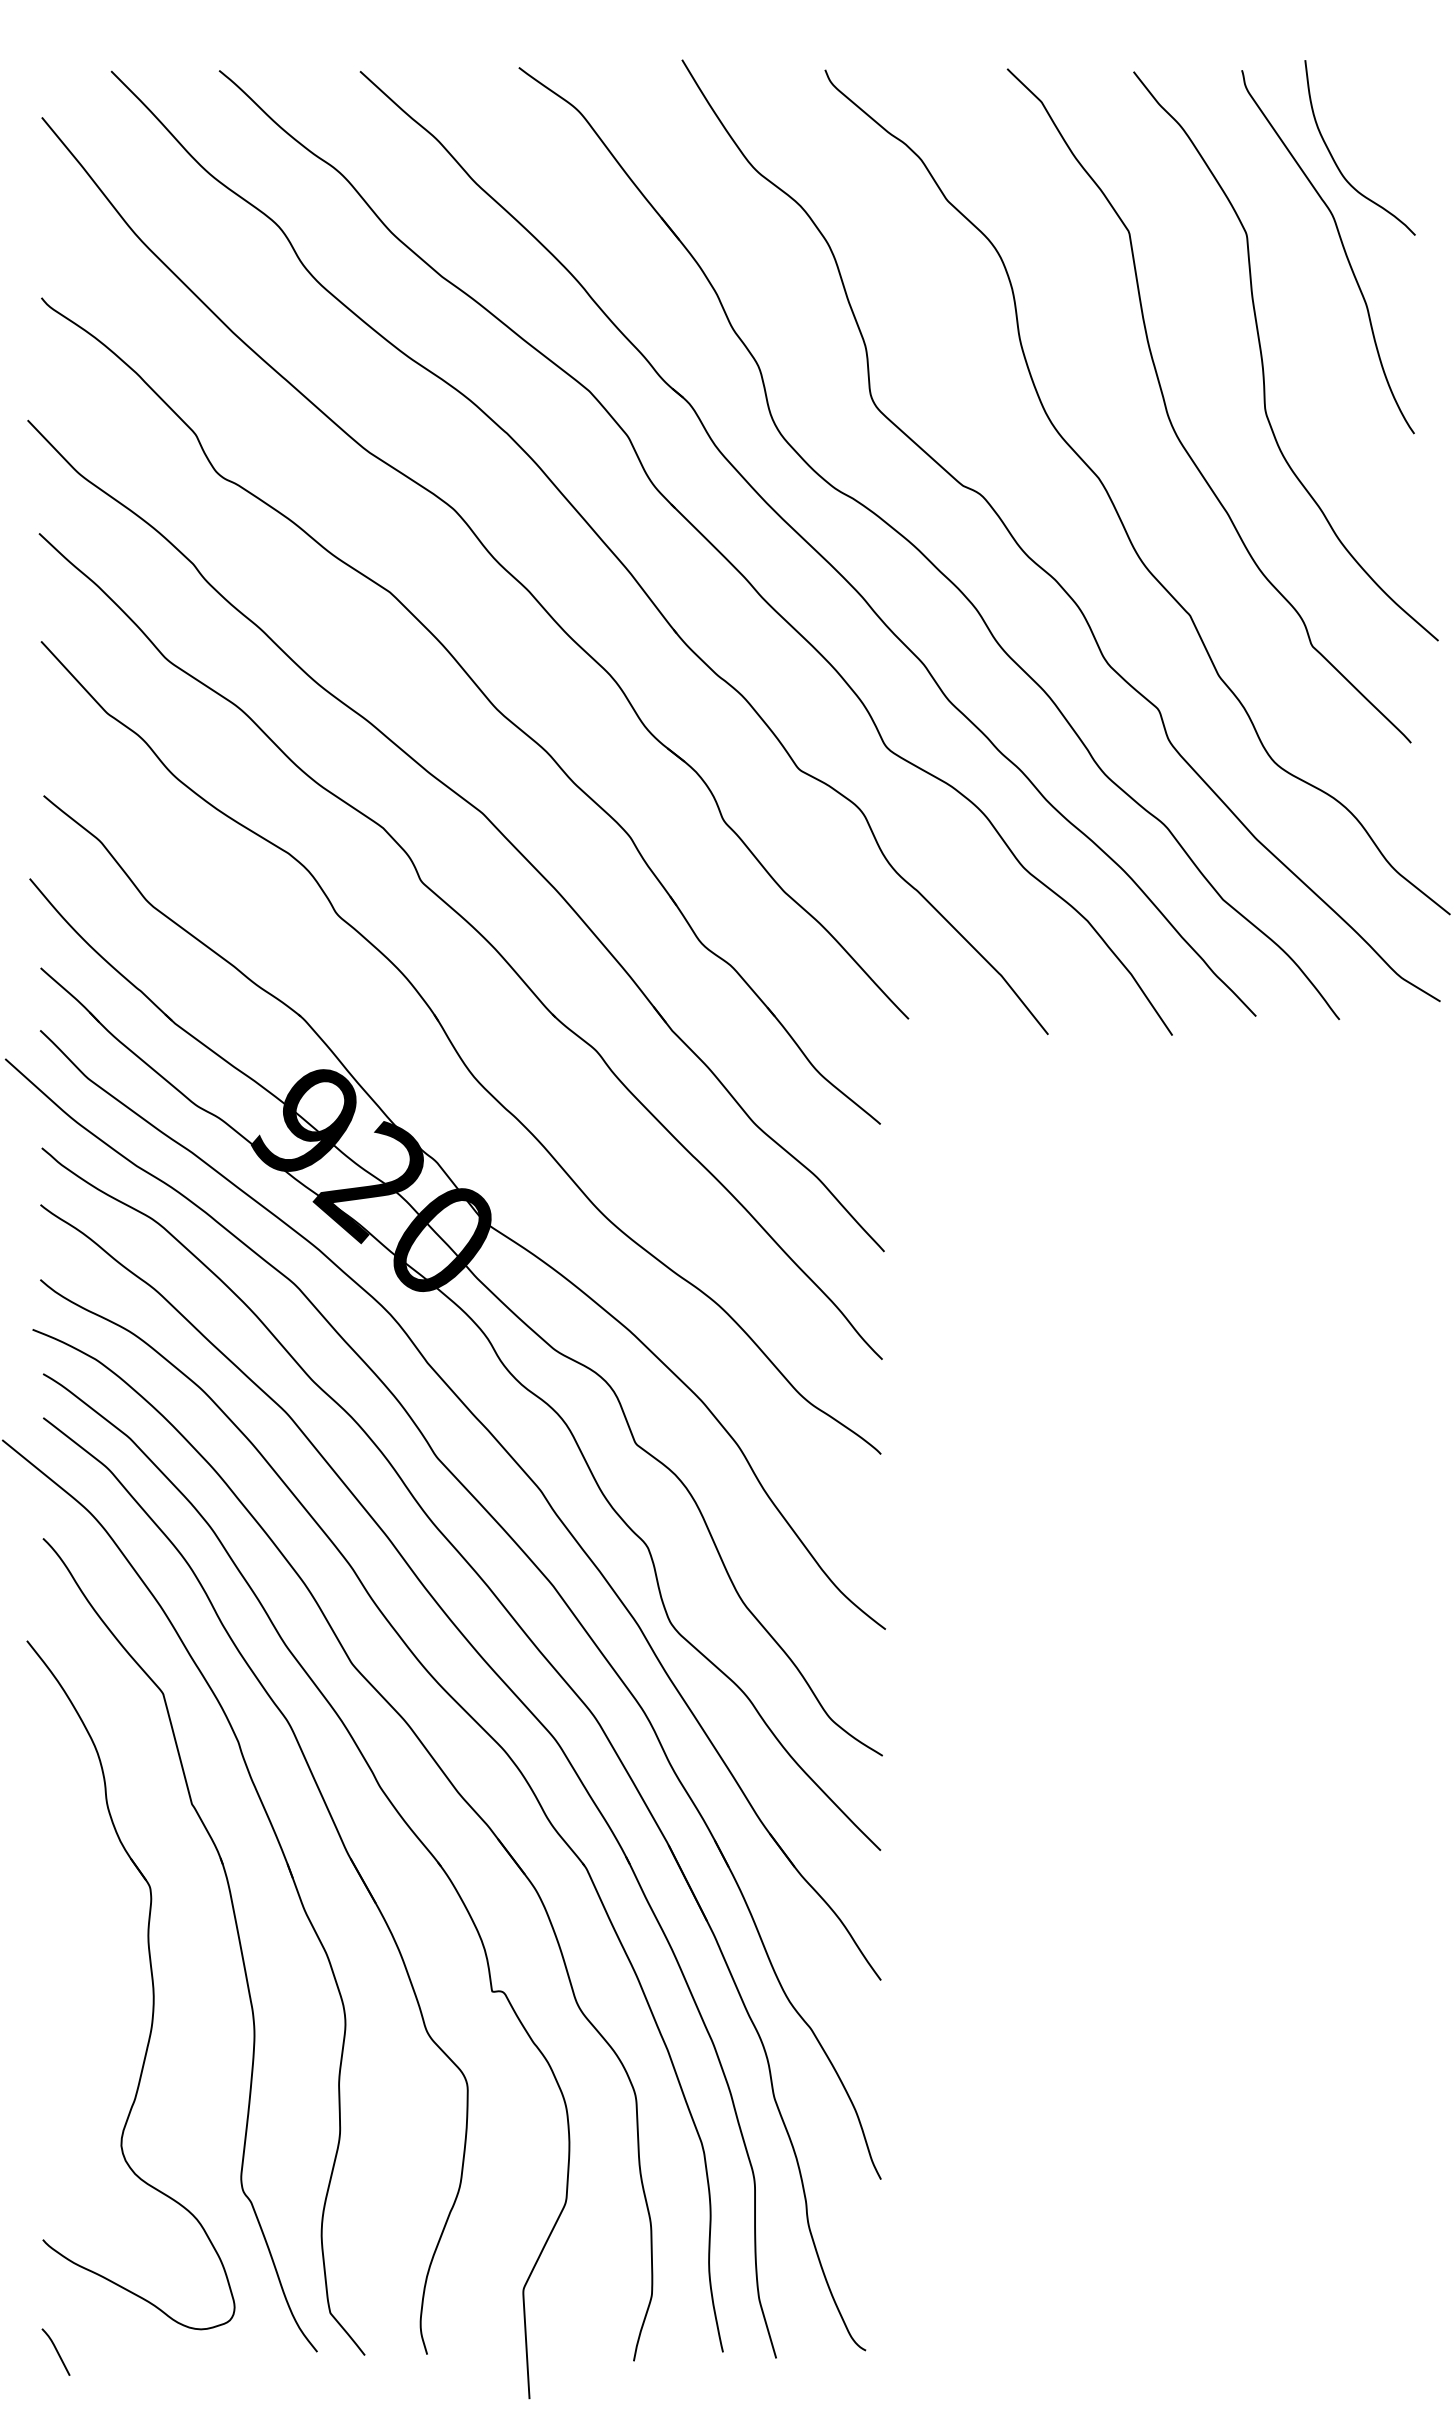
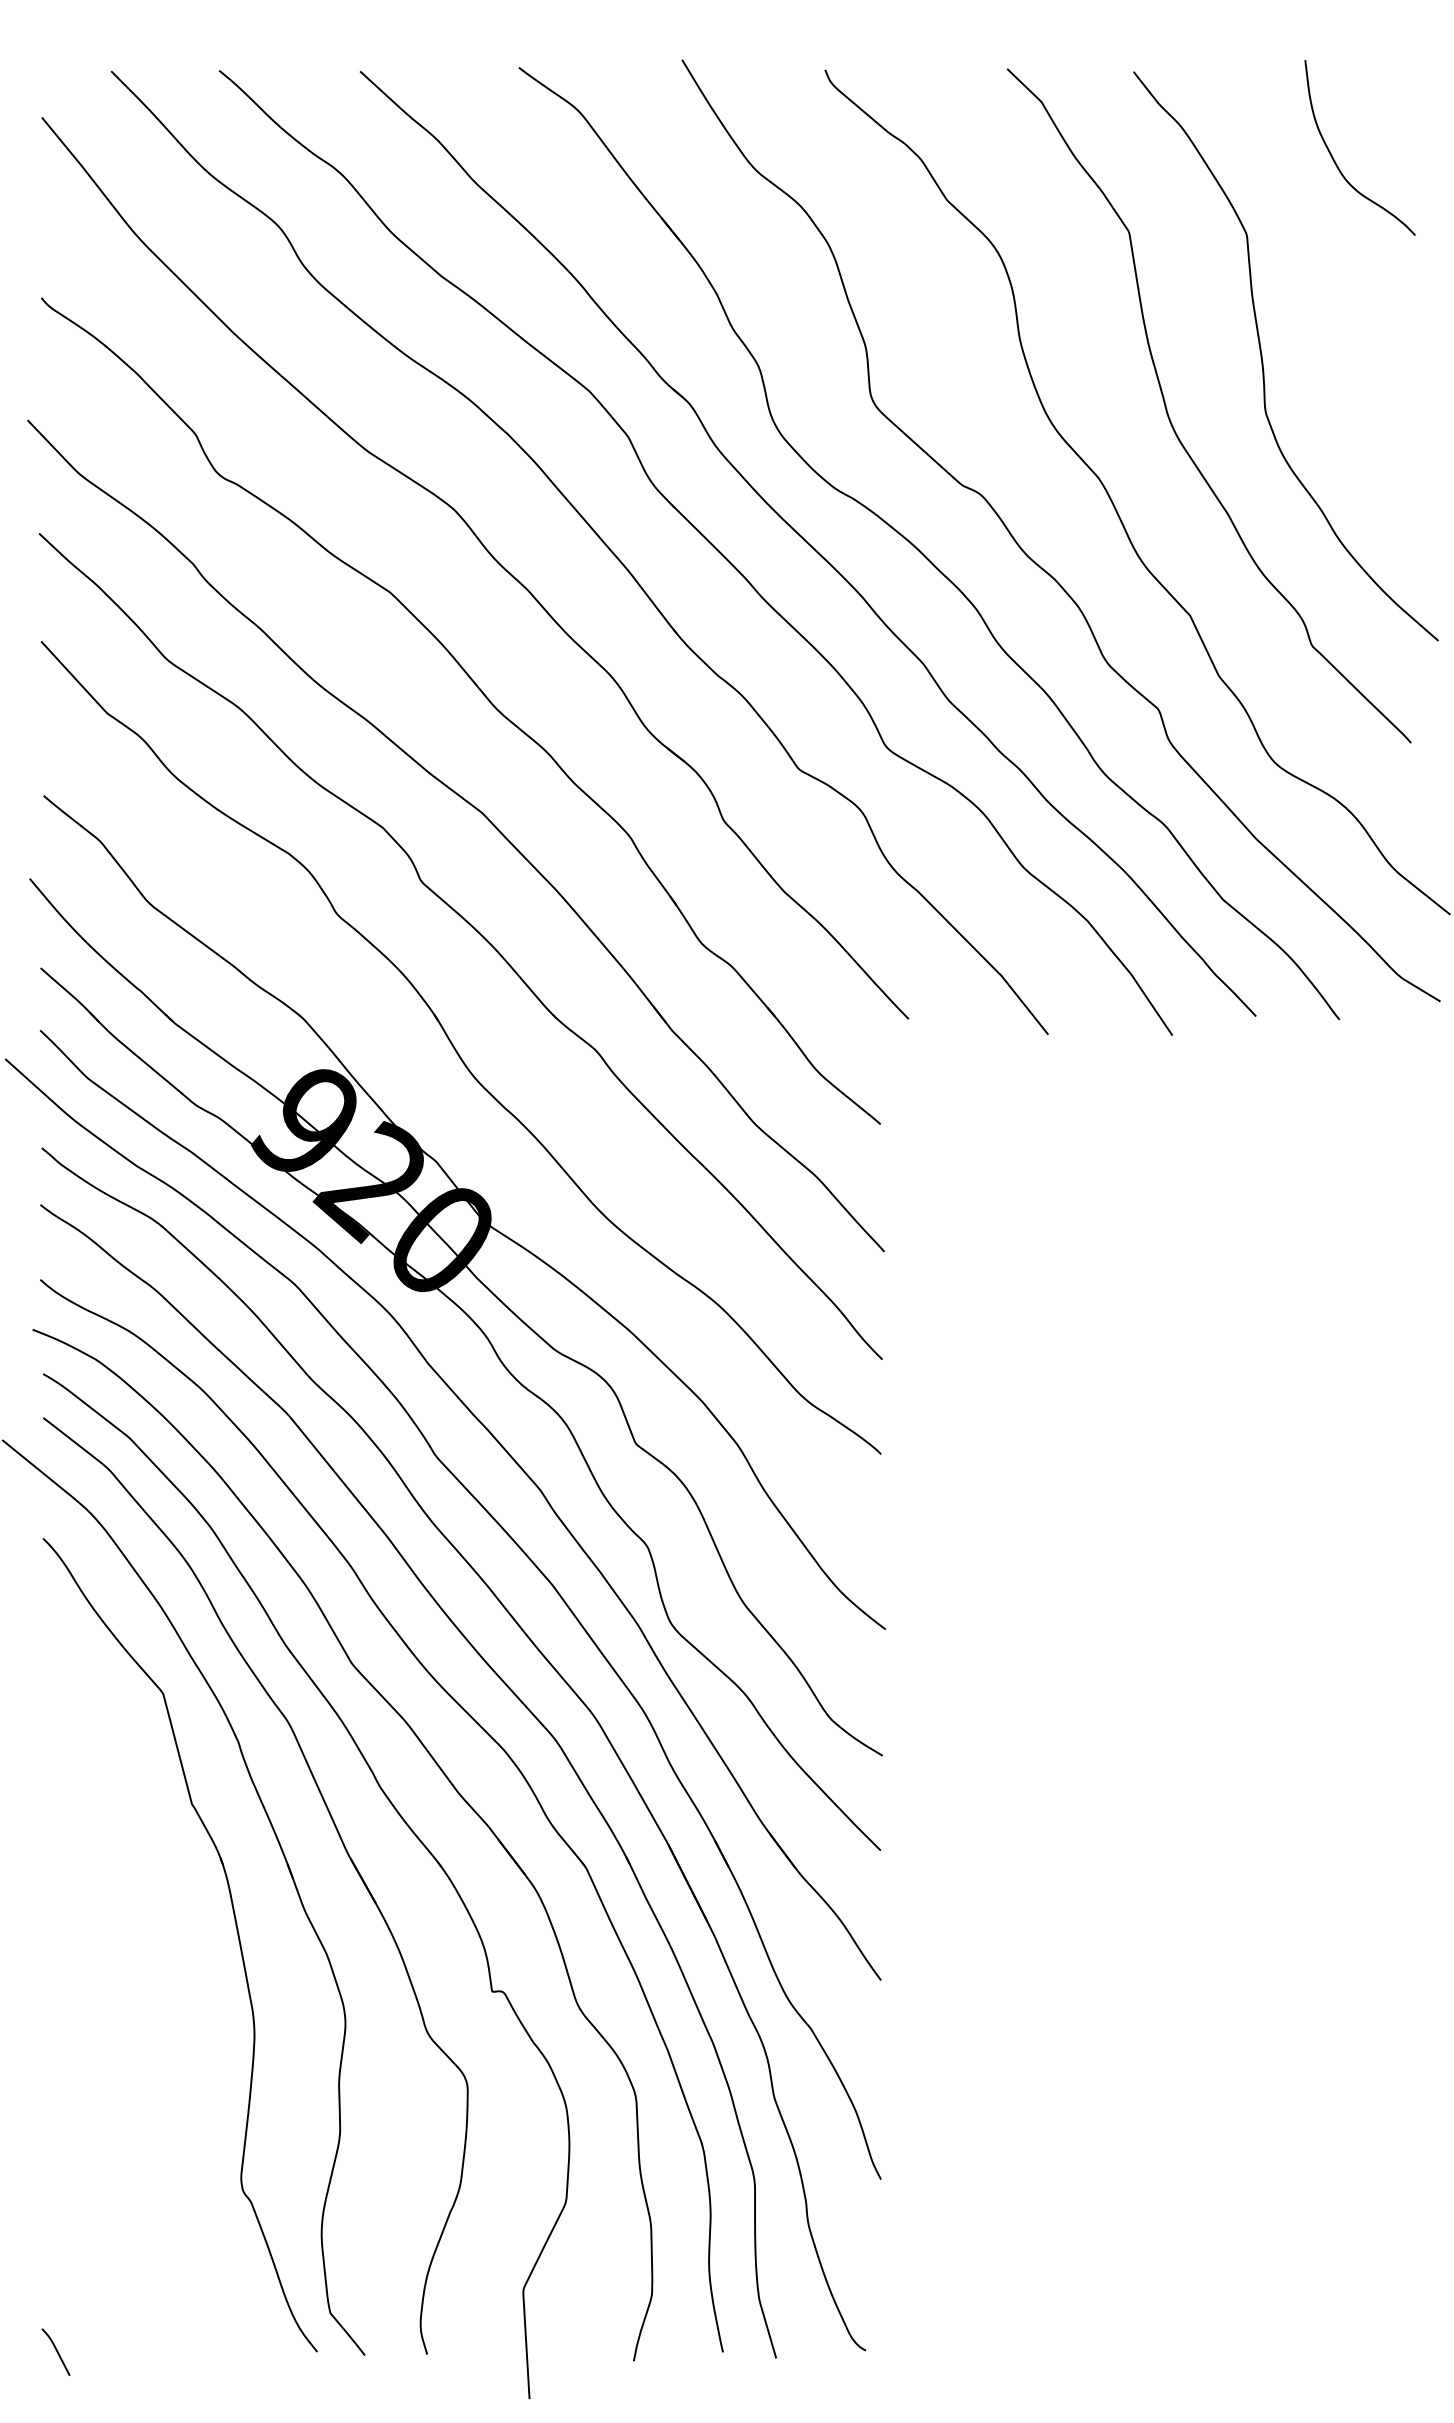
curve: present -> none (1342, 247)
part: present -> none (151, 1981)
